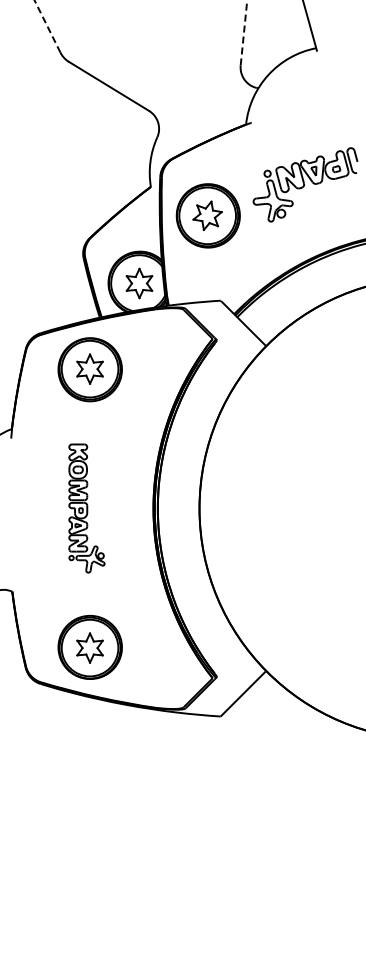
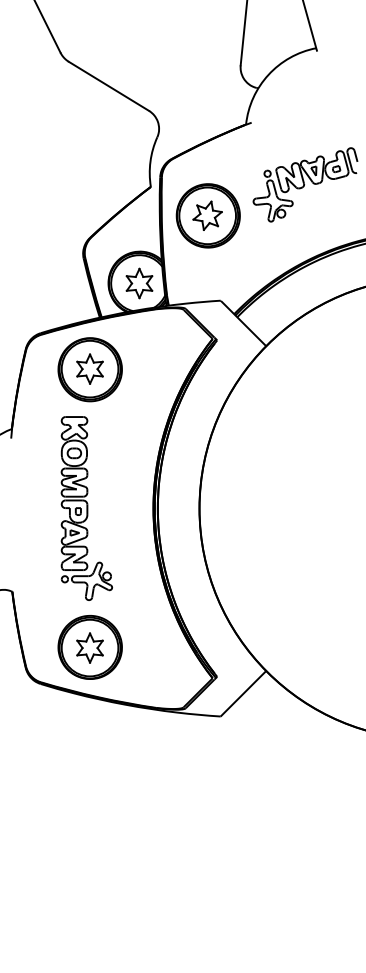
line: dashed -> solid (47, 26)
line: dashed -> solid (244, 32)
part size: 38x131 px -> 54x185 px (86, 508)
